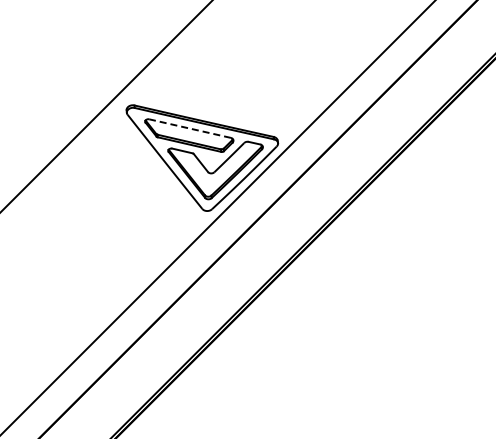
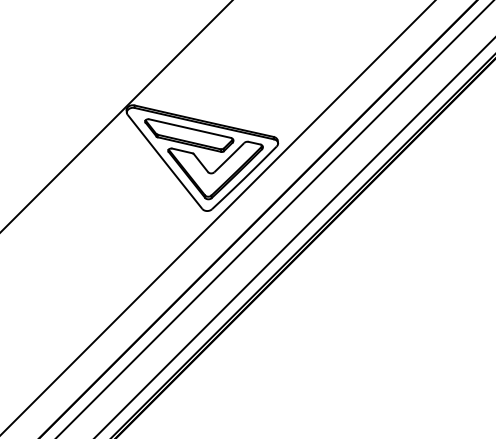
line position: (106, 106) -> (116, 116) (116, 116)
line: dashed -> solid (190, 128)
line: none -> present (274, 218)
line: none -> present (294, 237)
